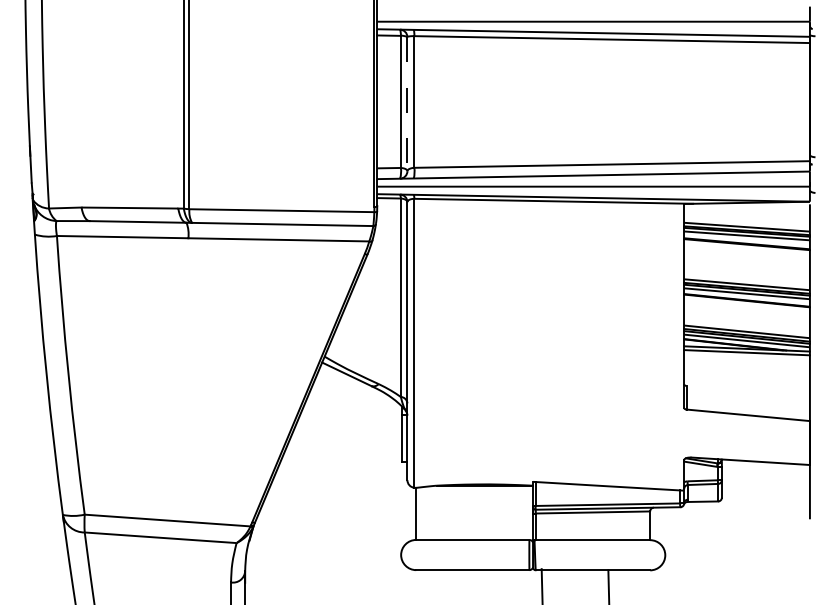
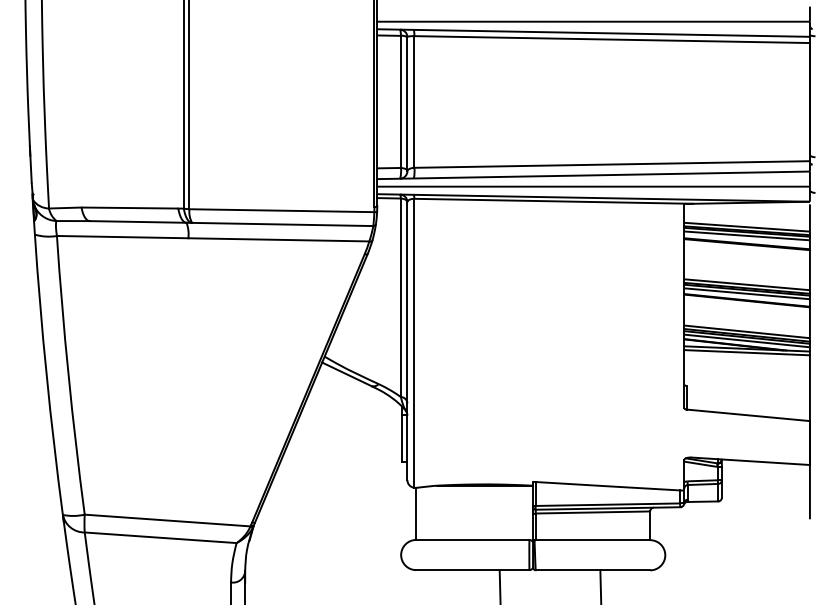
line: dashed -> solid (407, 104)
line position: (541, 585) -> (499, 585) (499, 585)
line position: (608, 585) -> (600, 585) (600, 585)
